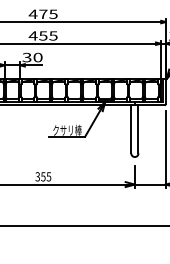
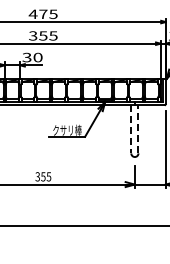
text: 455 -> 355 (32, 35)
line: solid -> dashed (138, 128)
line: solid -> dashed (131, 129)
